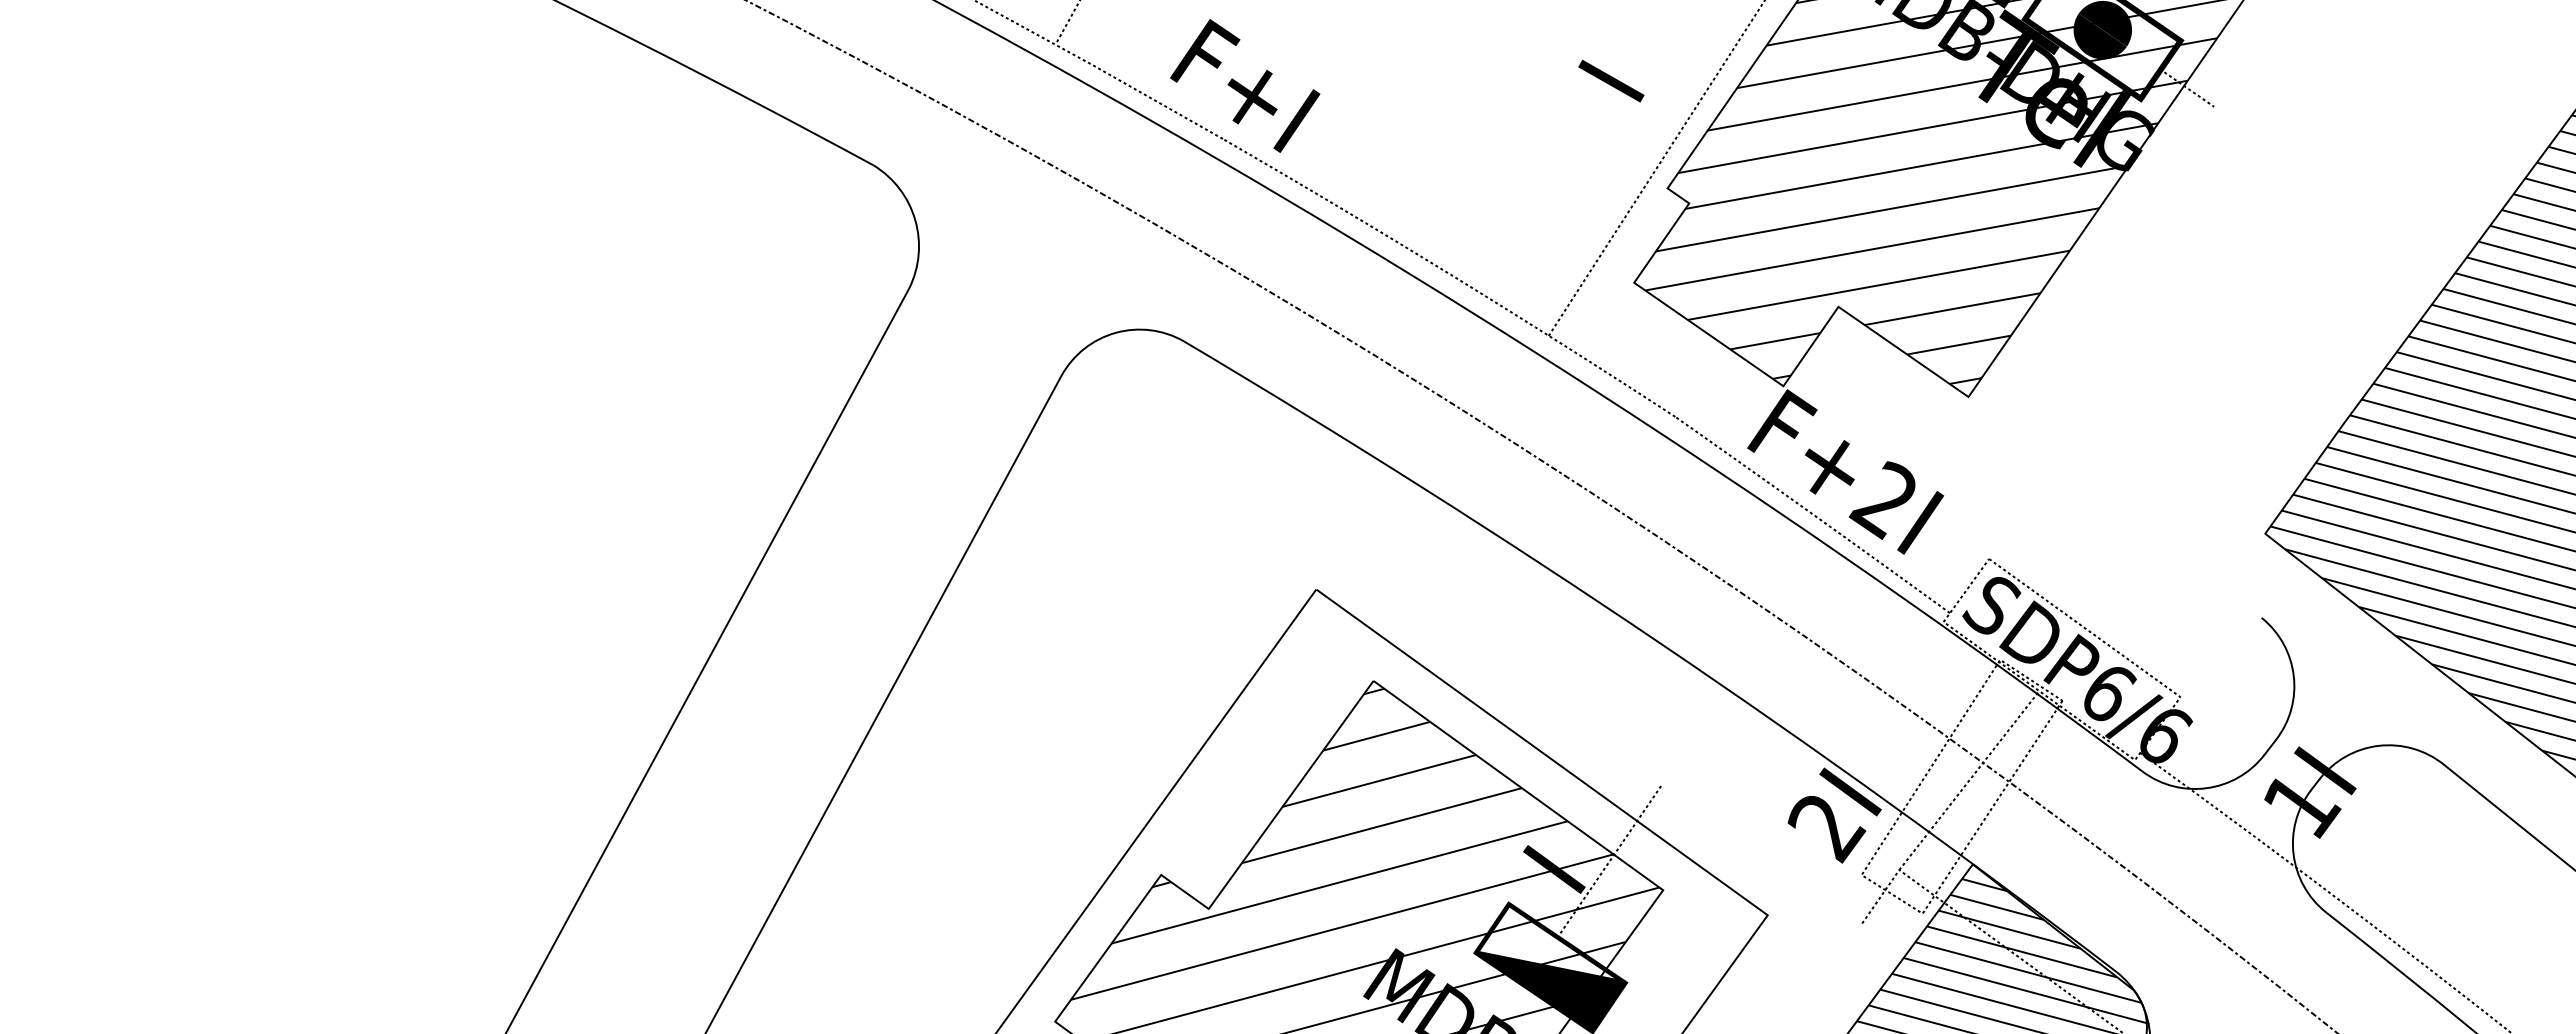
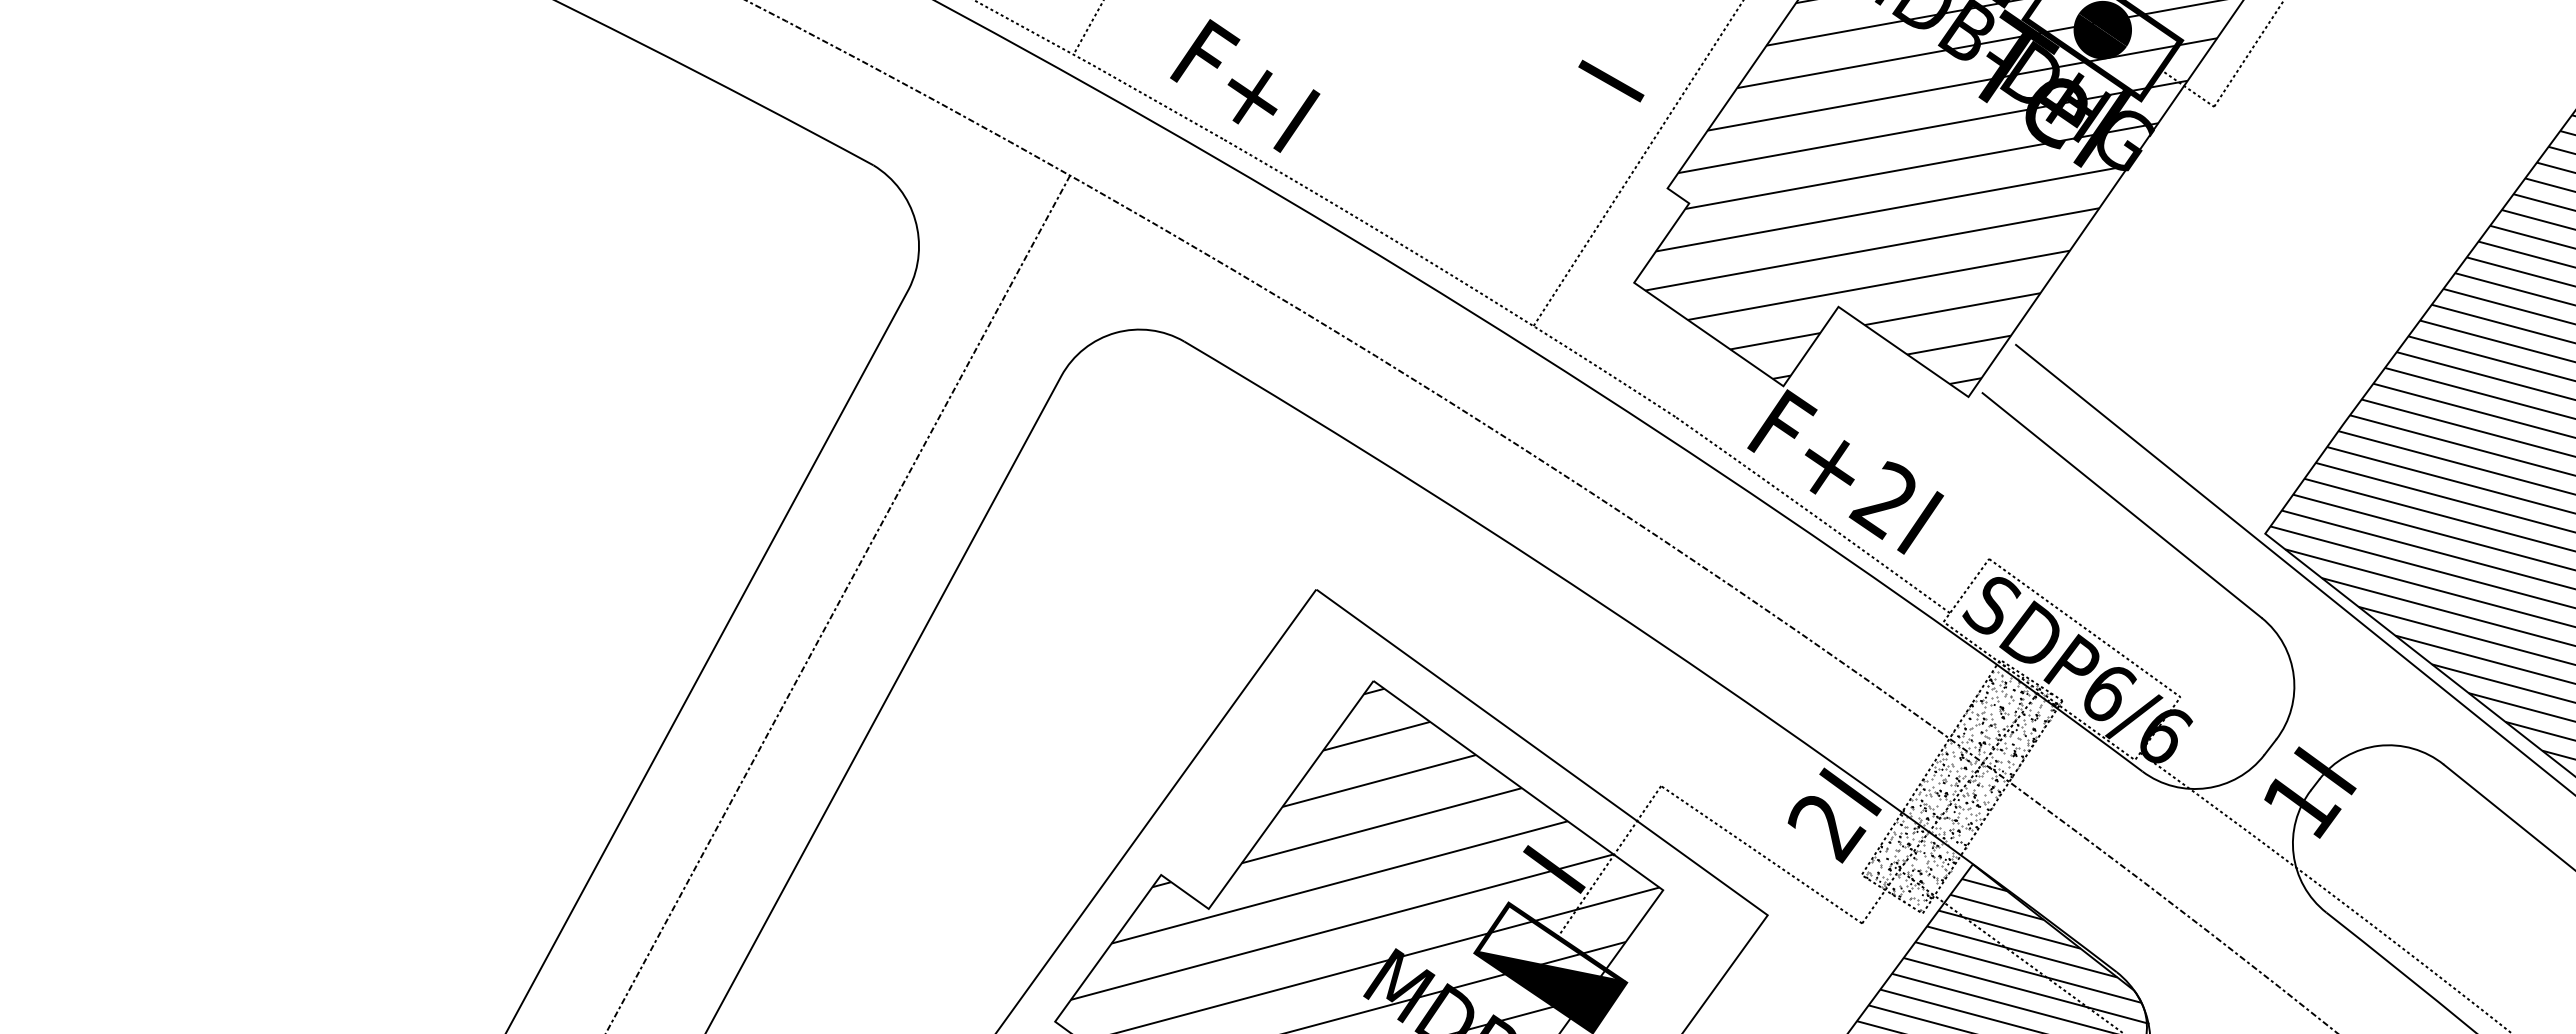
line position: (1066, 23) -> (1087, 28) (1087, 28)
line: none -> present (2248, 54)
line position: (1655, 169) -> (1637, 164) (1637, 164)
line: none -> present (2121, 505)
line: none -> present (2294, 568)
line: none -> present (838, 602)
hatch: none -> present (1962, 787)
line: none -> present (1761, 854)
